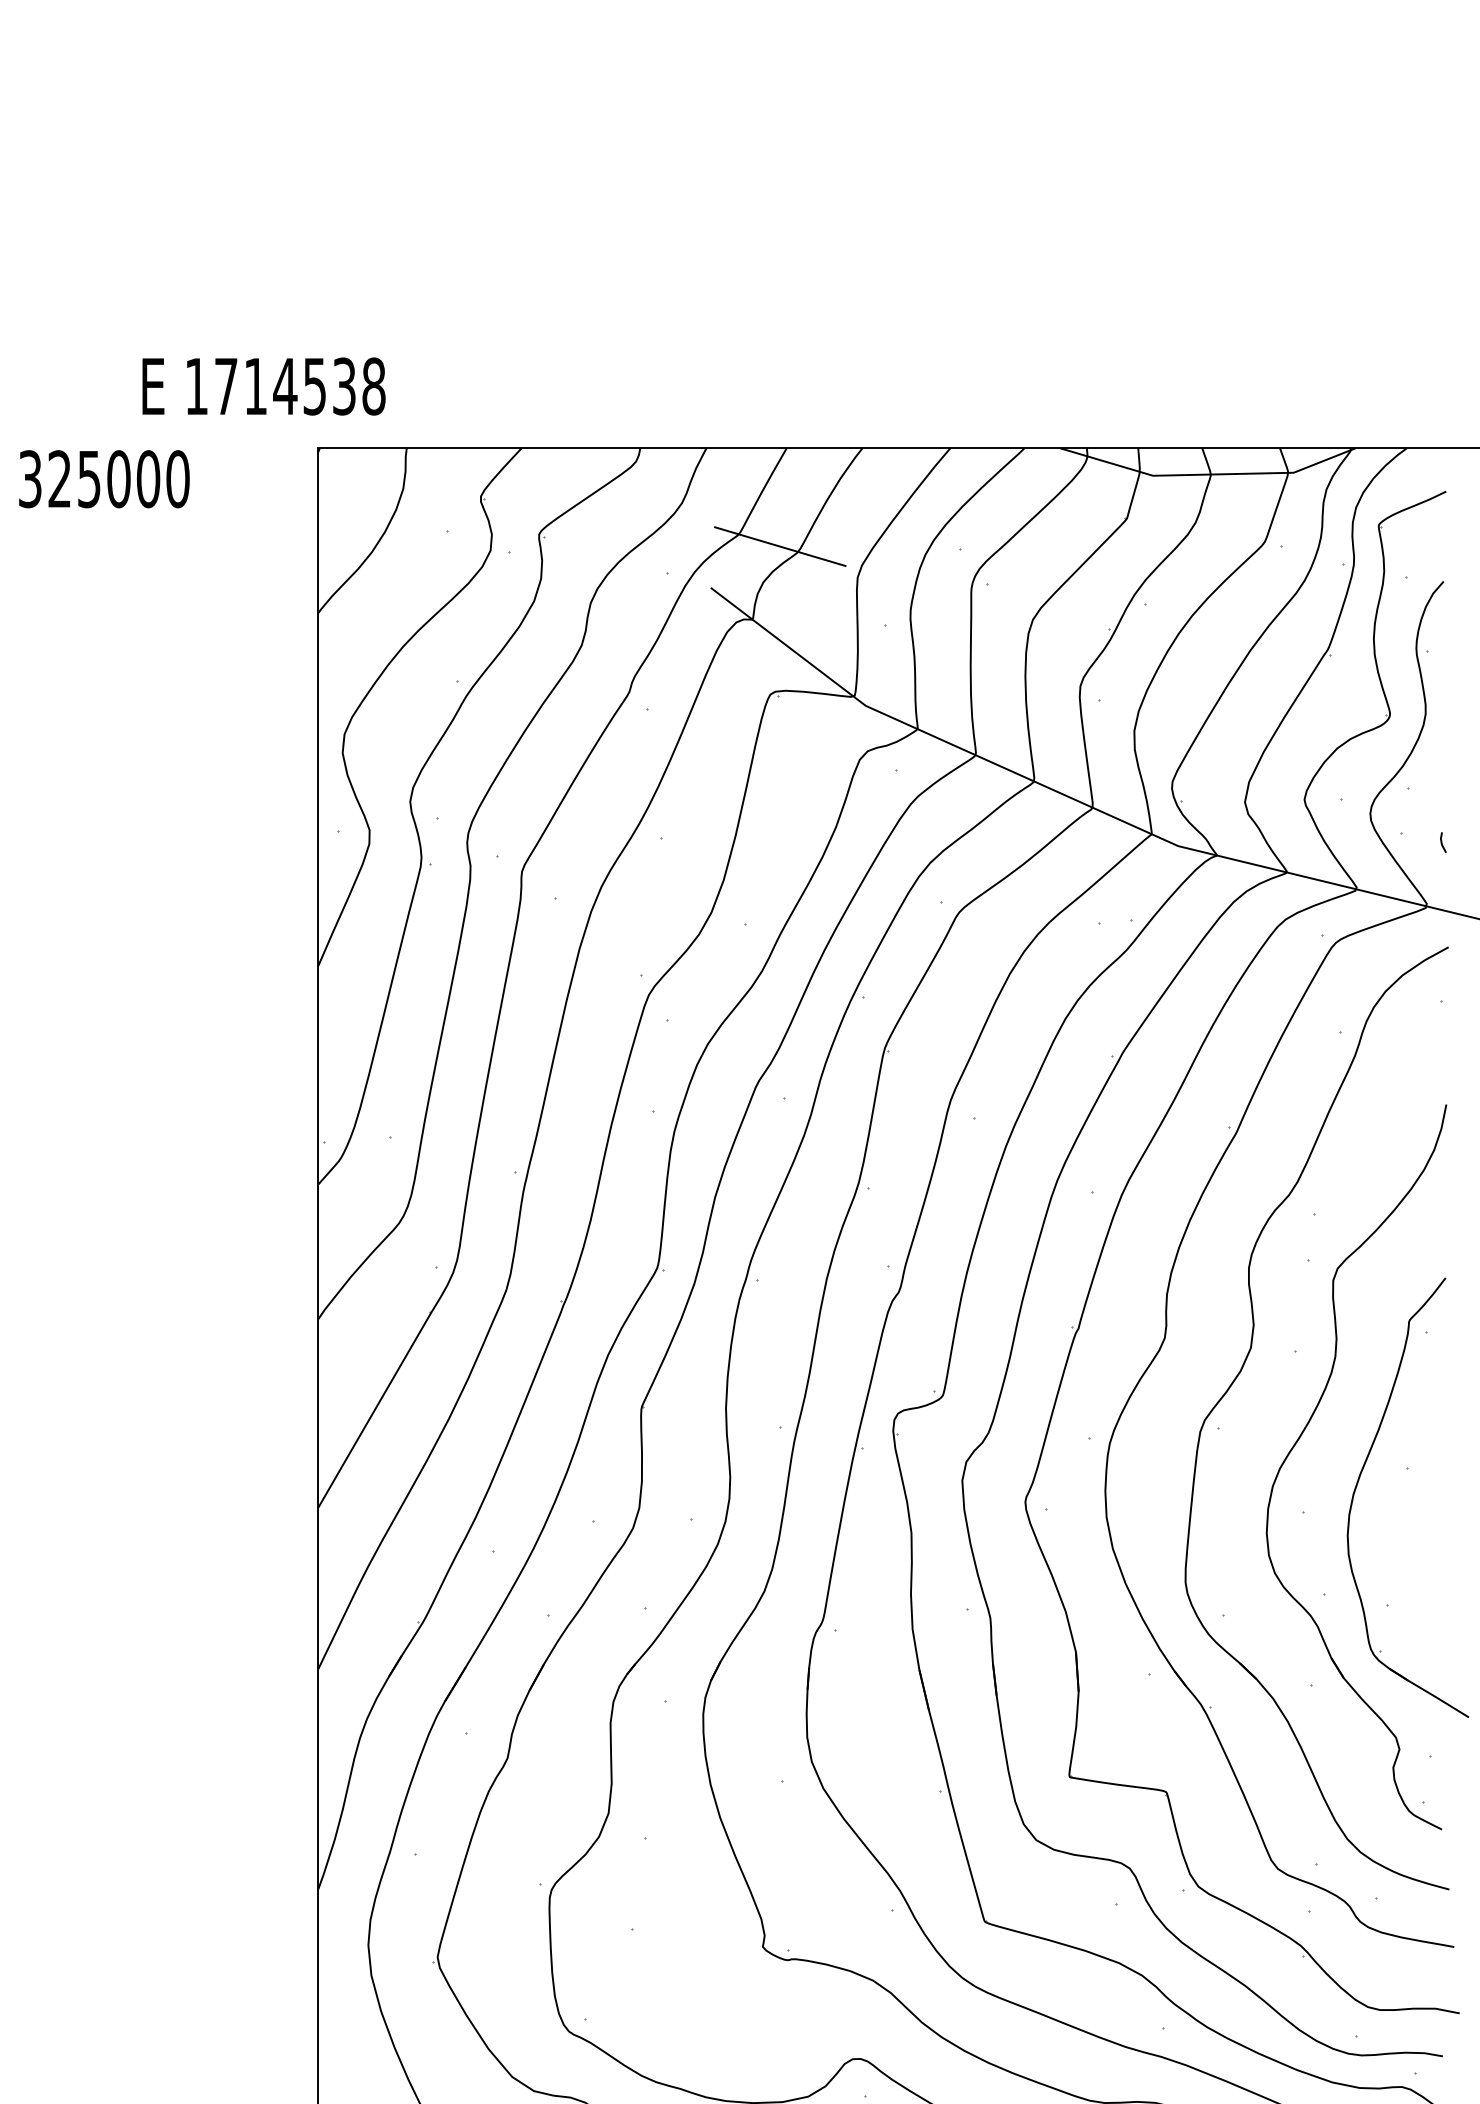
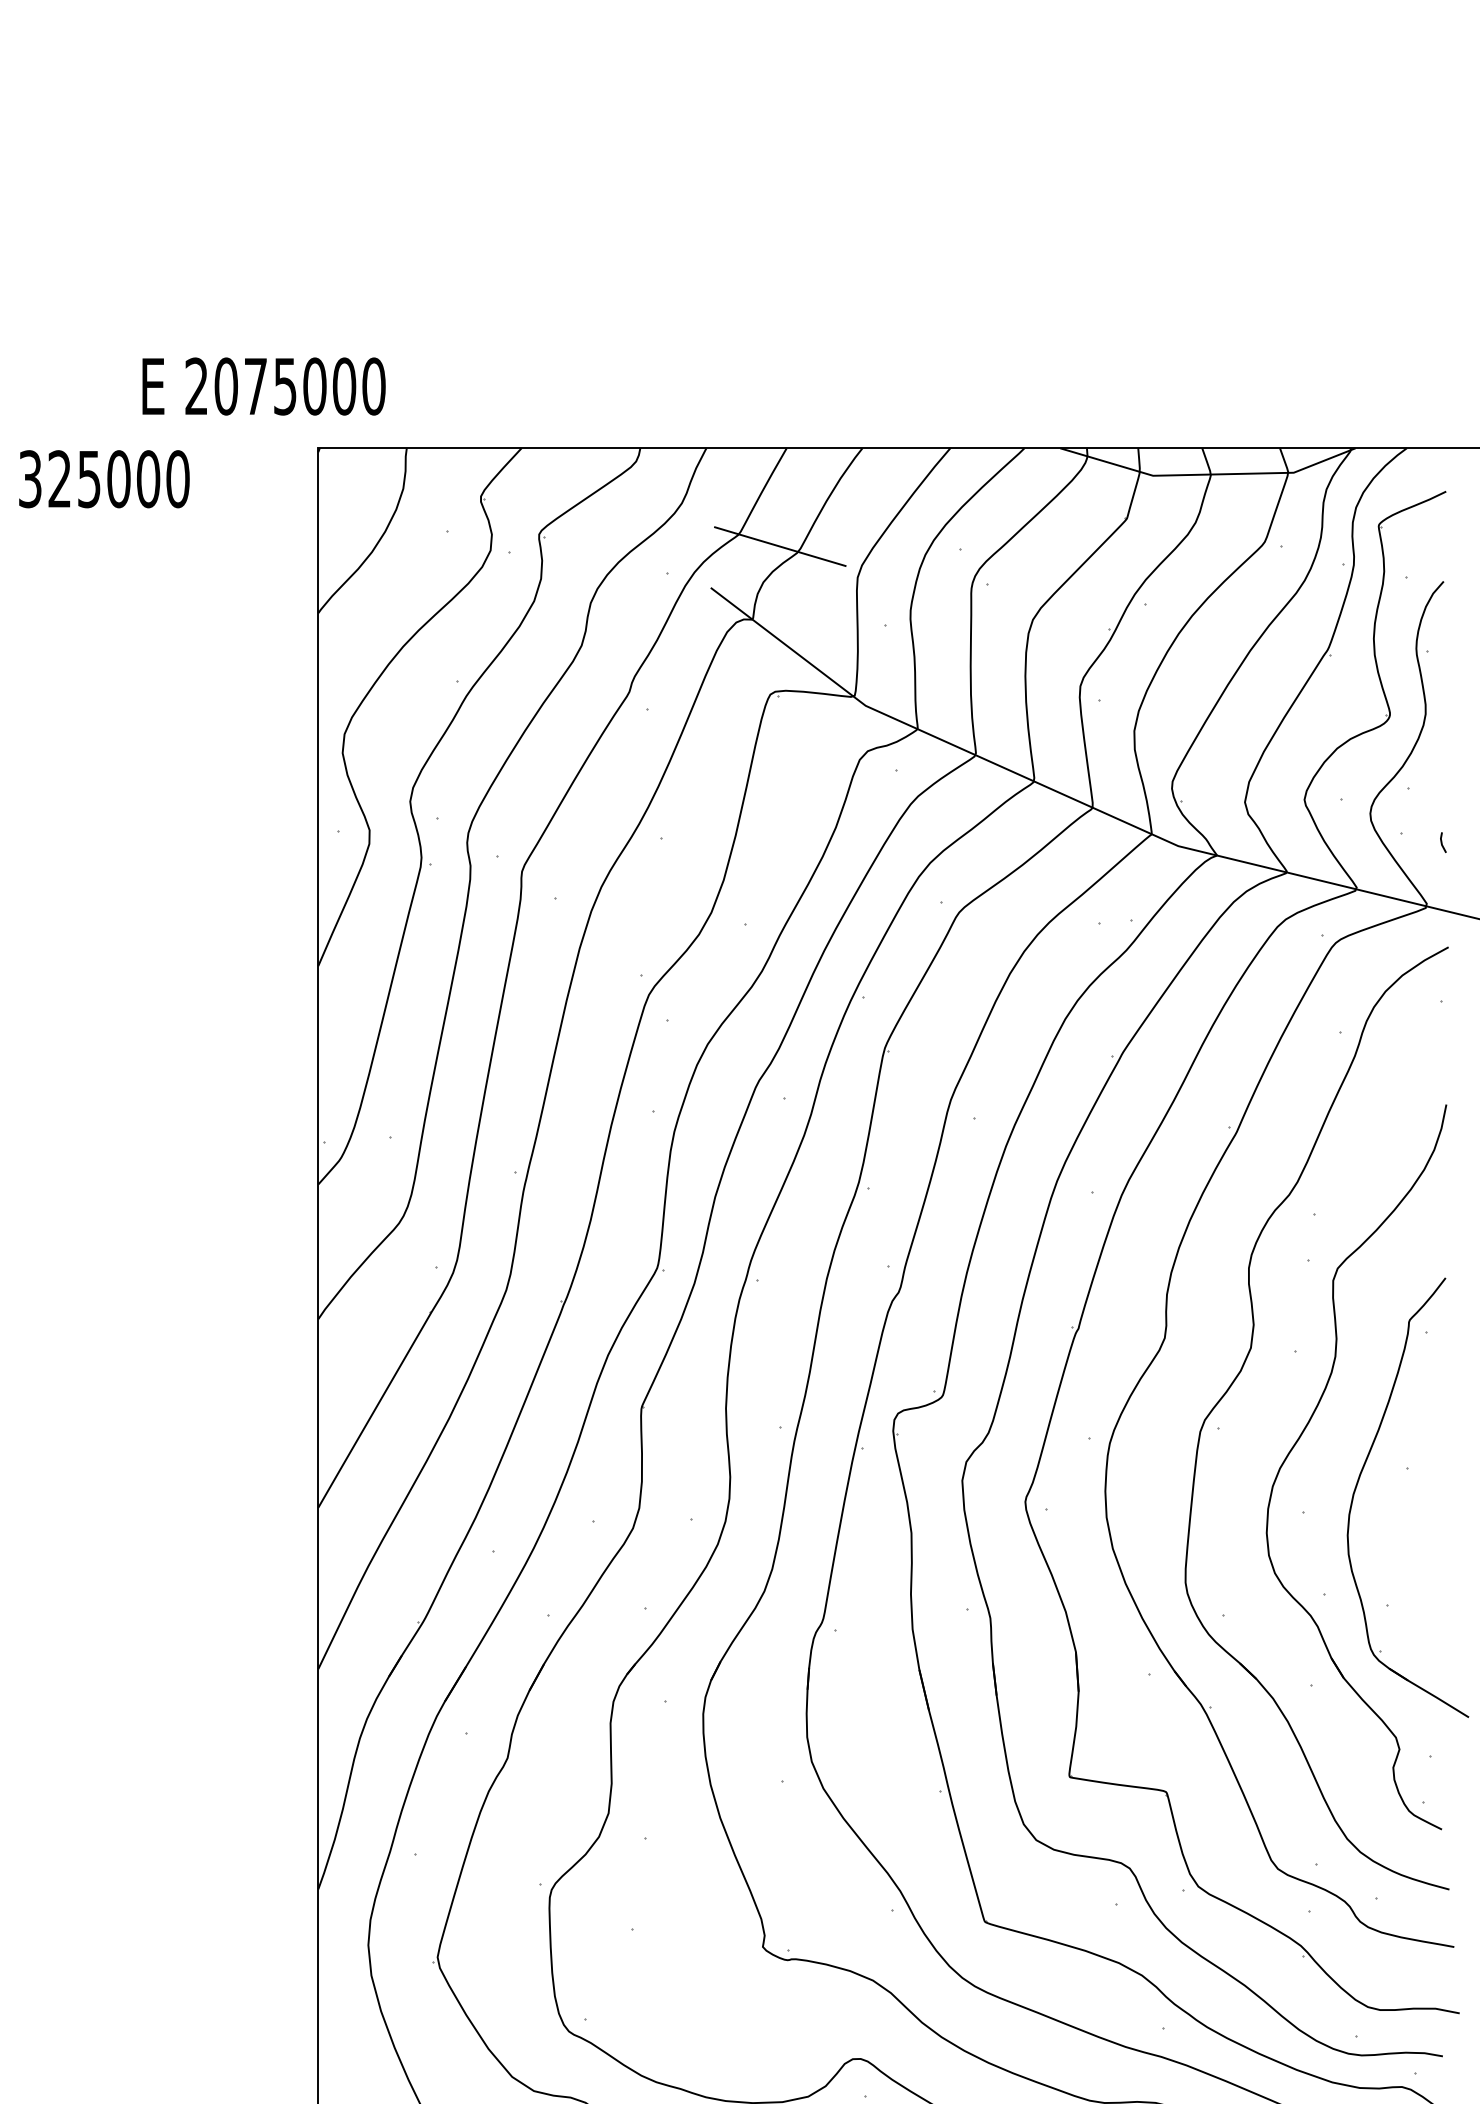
text: 1714538 -> 2075000 (285, 386)
